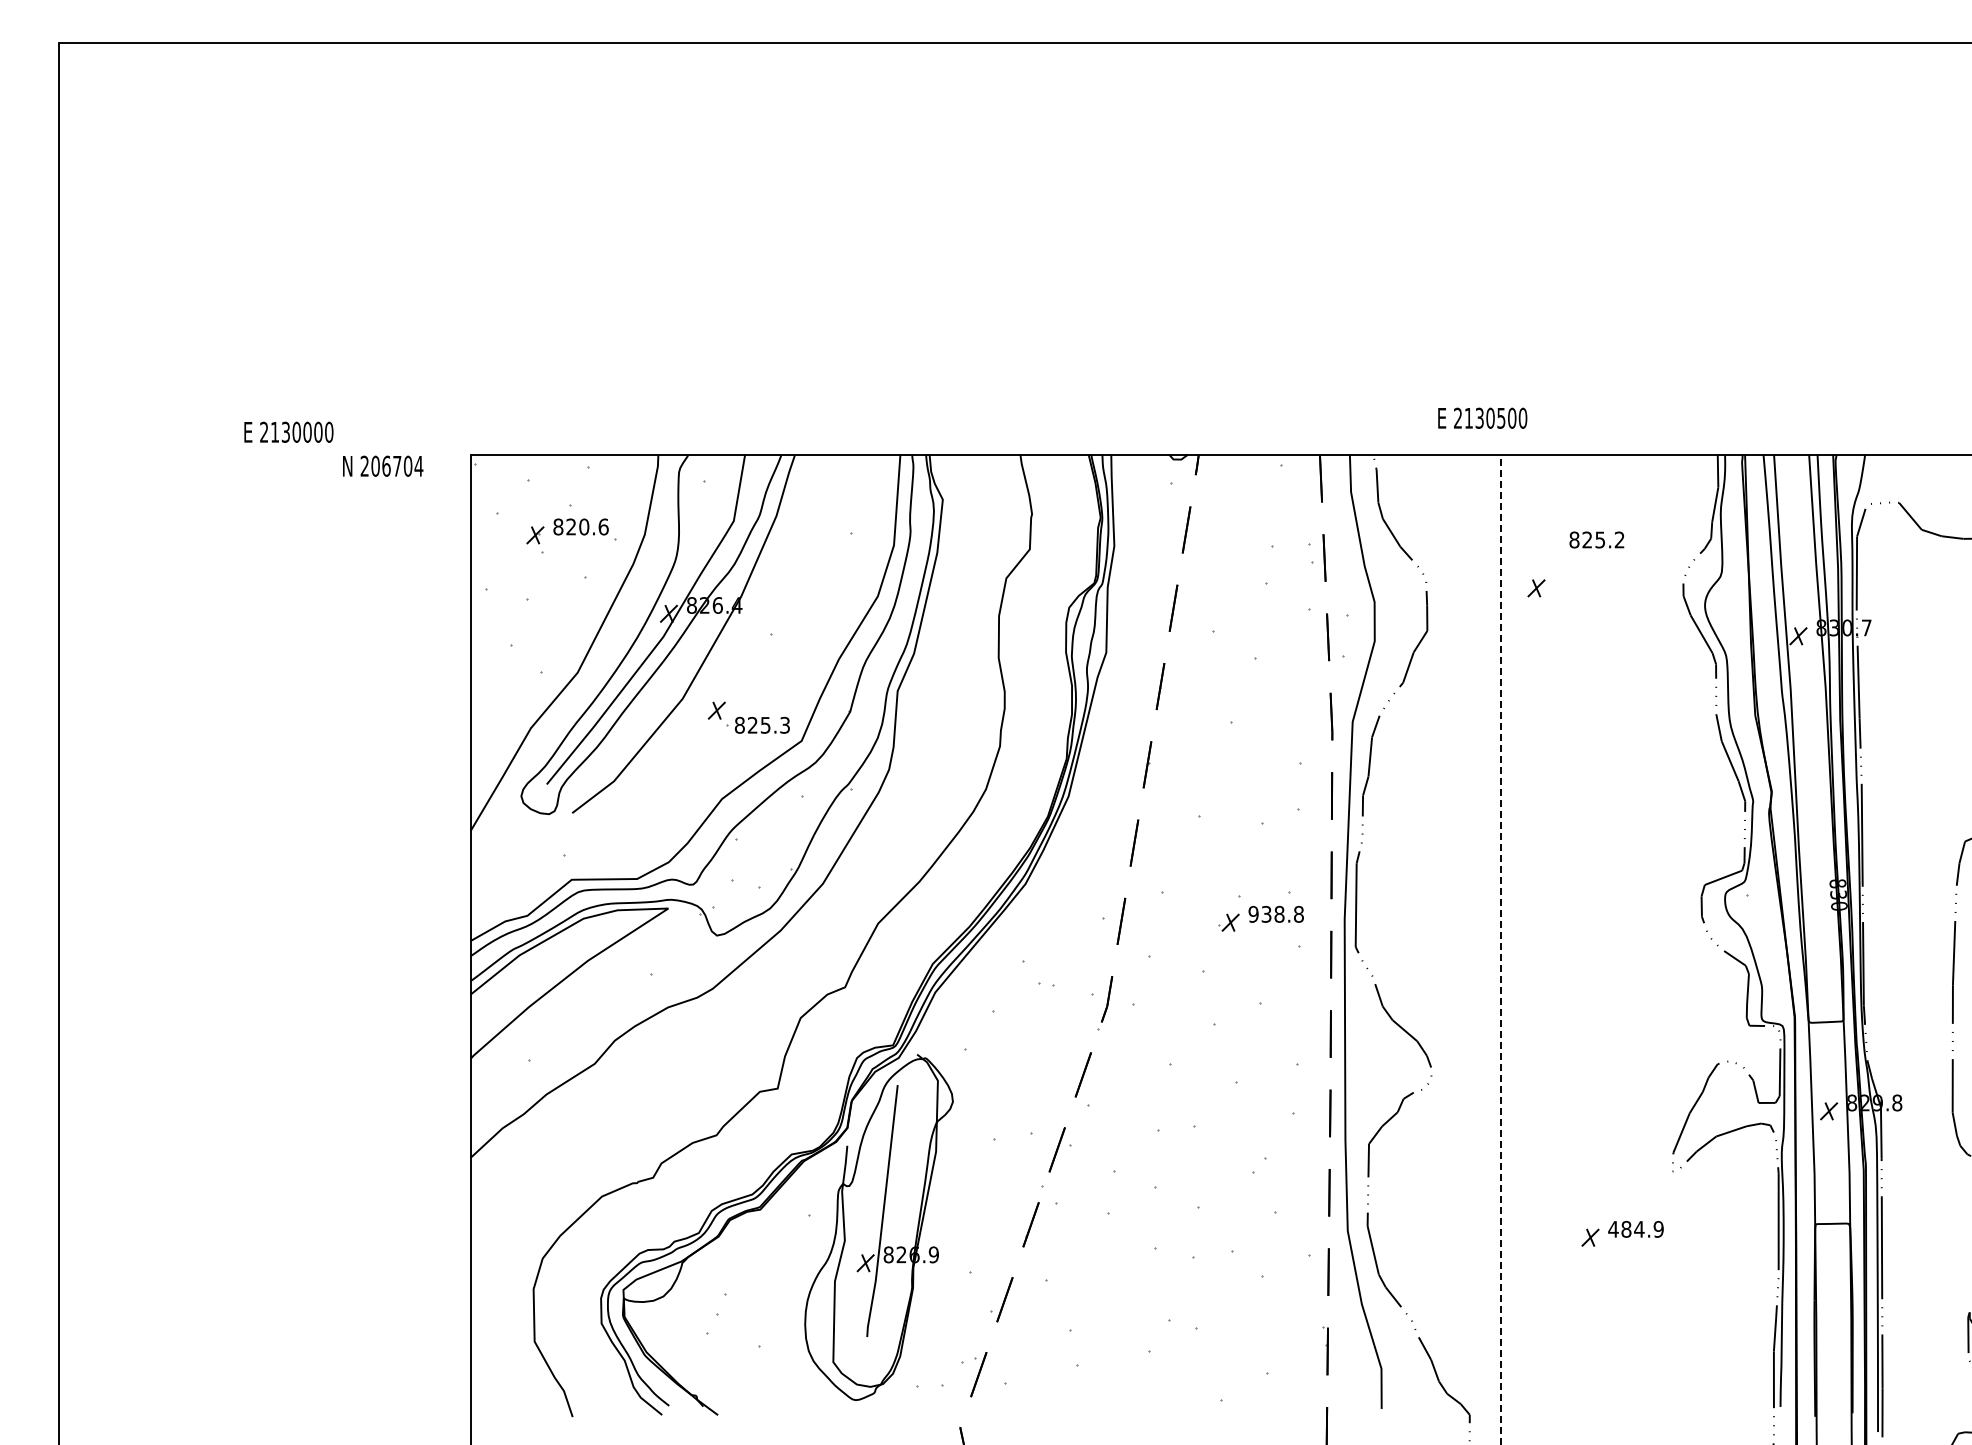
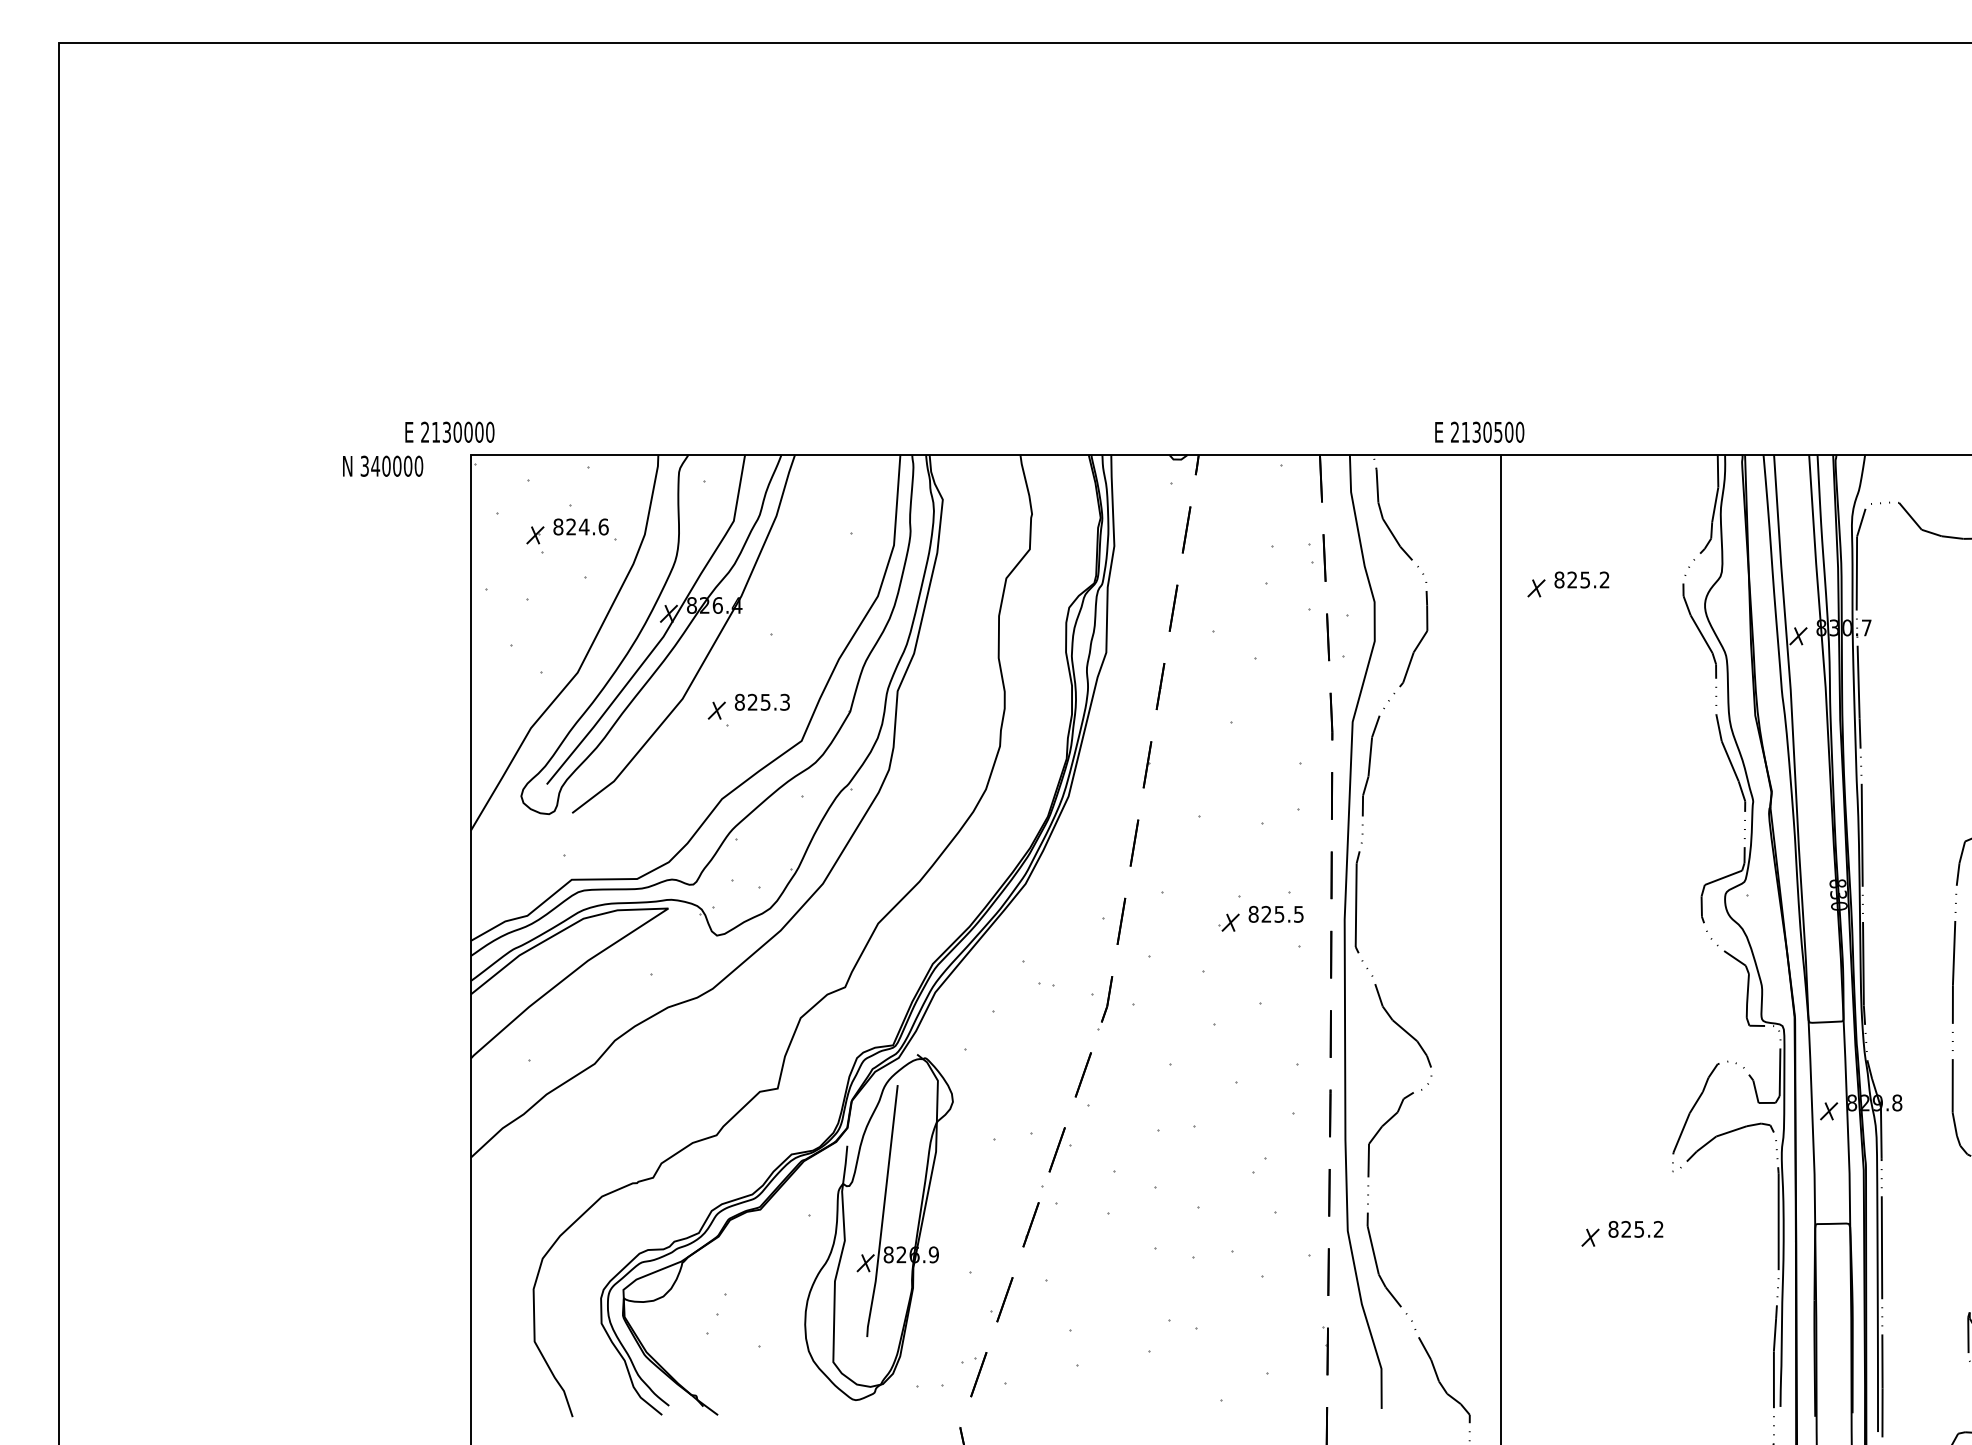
text position: (1482, 417) -> (1479, 431) (1479, 431)
text position: (288, 431) -> (449, 431) (449, 431)
text: 206704 -> 340000 (391, 465)
text: 820.6 -> 824.6 (583, 526)
text position: (1596, 539) -> (1581, 579) (1581, 579)
text position: (761, 724) -> (761, 701) (761, 701)
text: 938.8 -> 825.5 (1275, 913)
line: dashed -> solid (1500, 949)
text: 484.9 -> 825.2 (1635, 1228)
